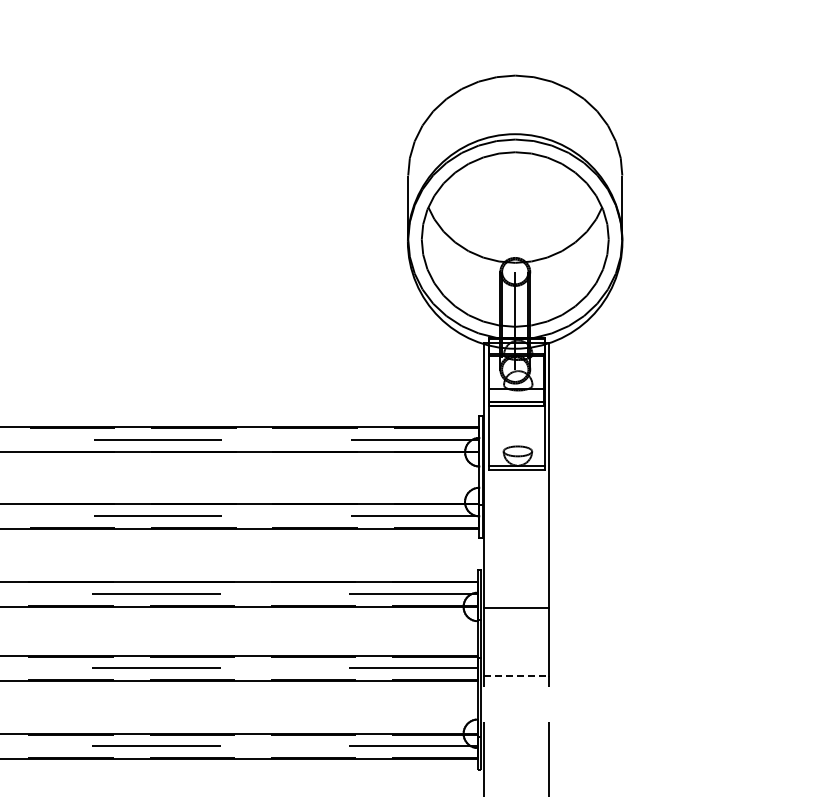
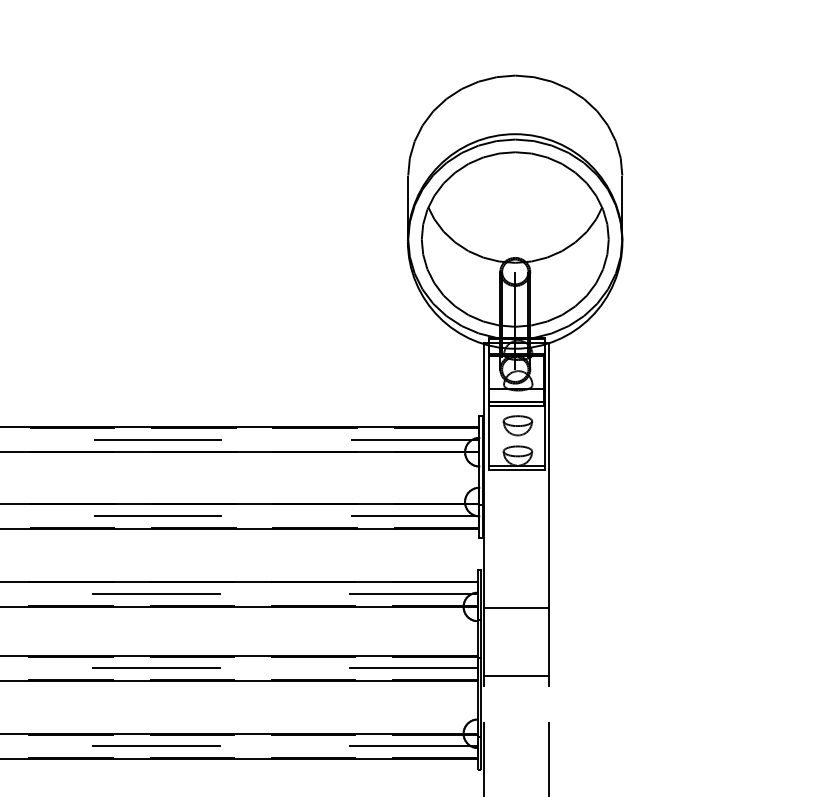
part: none -> present (517, 425)
line: dashed -> solid (516, 676)
